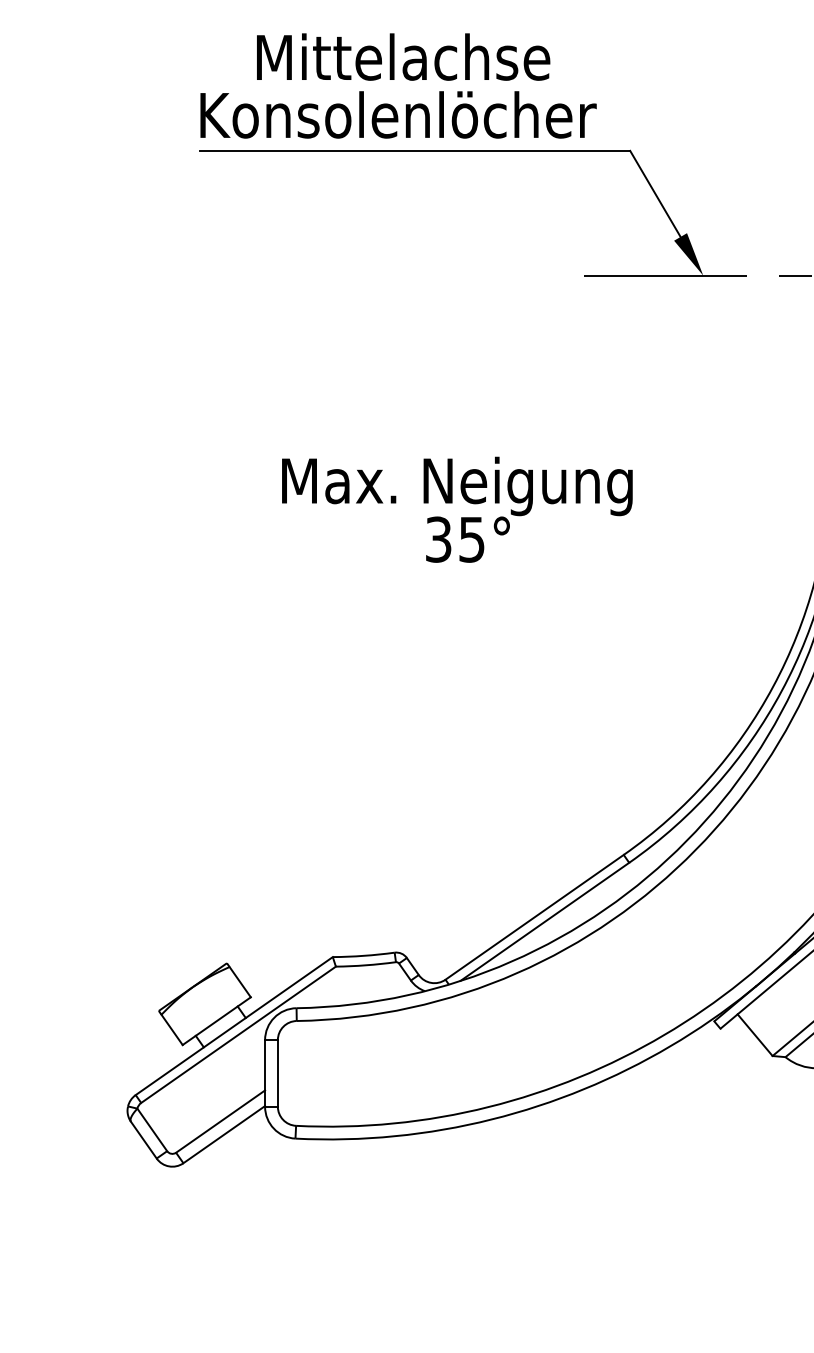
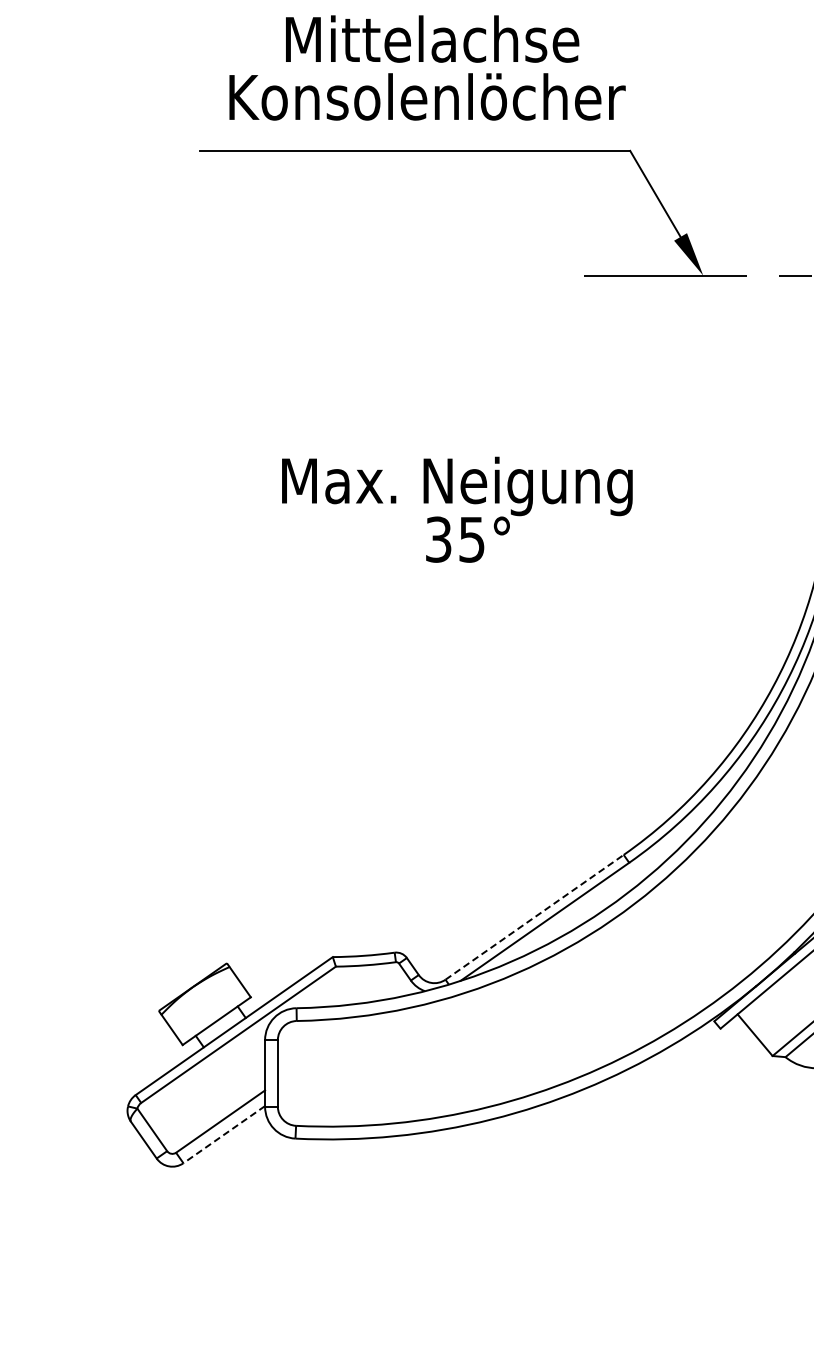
text position: (398, 85) -> (427, 67) (427, 67)
line: solid -> dashed (534, 917)
line: solid -> dashed (224, 1134)
